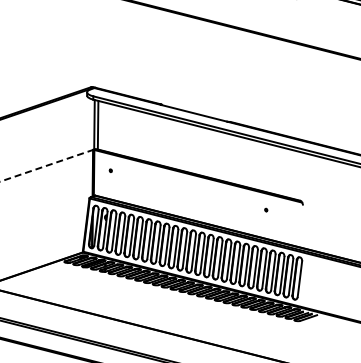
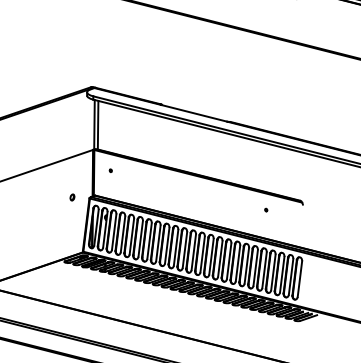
line: dashed -> solid (47, 165)
part: none -> present (72, 197)
